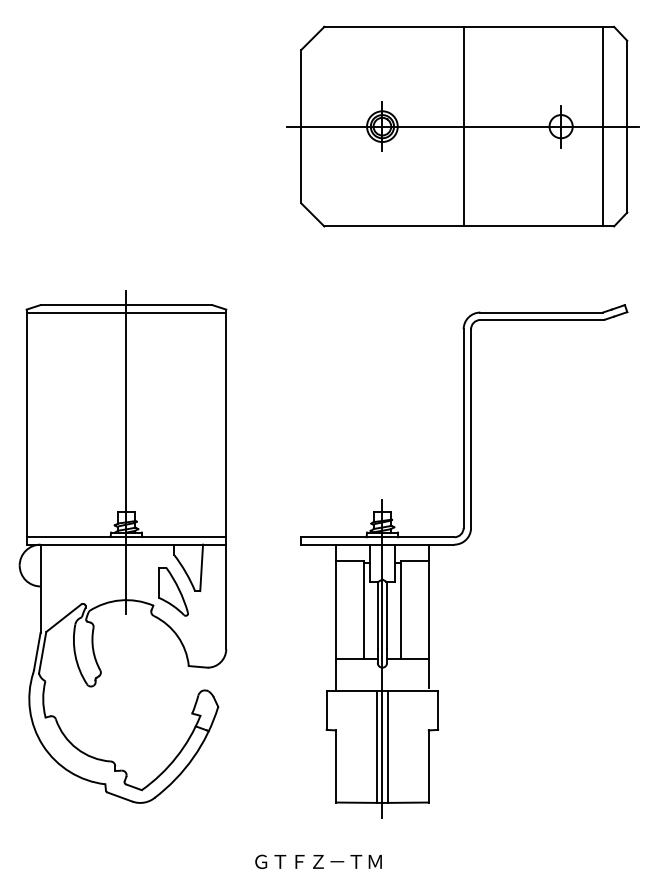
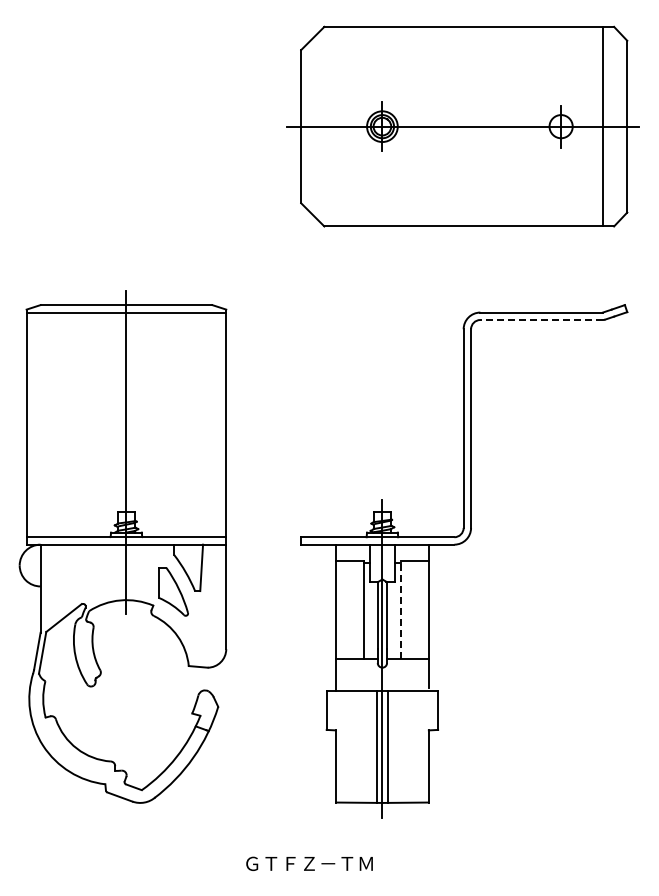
line: present -> none (463, 126)
line: solid -> dashed (541, 320)
line: solid -> dashed (400, 610)
text position: (318, 861) -> (309, 863) (309, 863)
